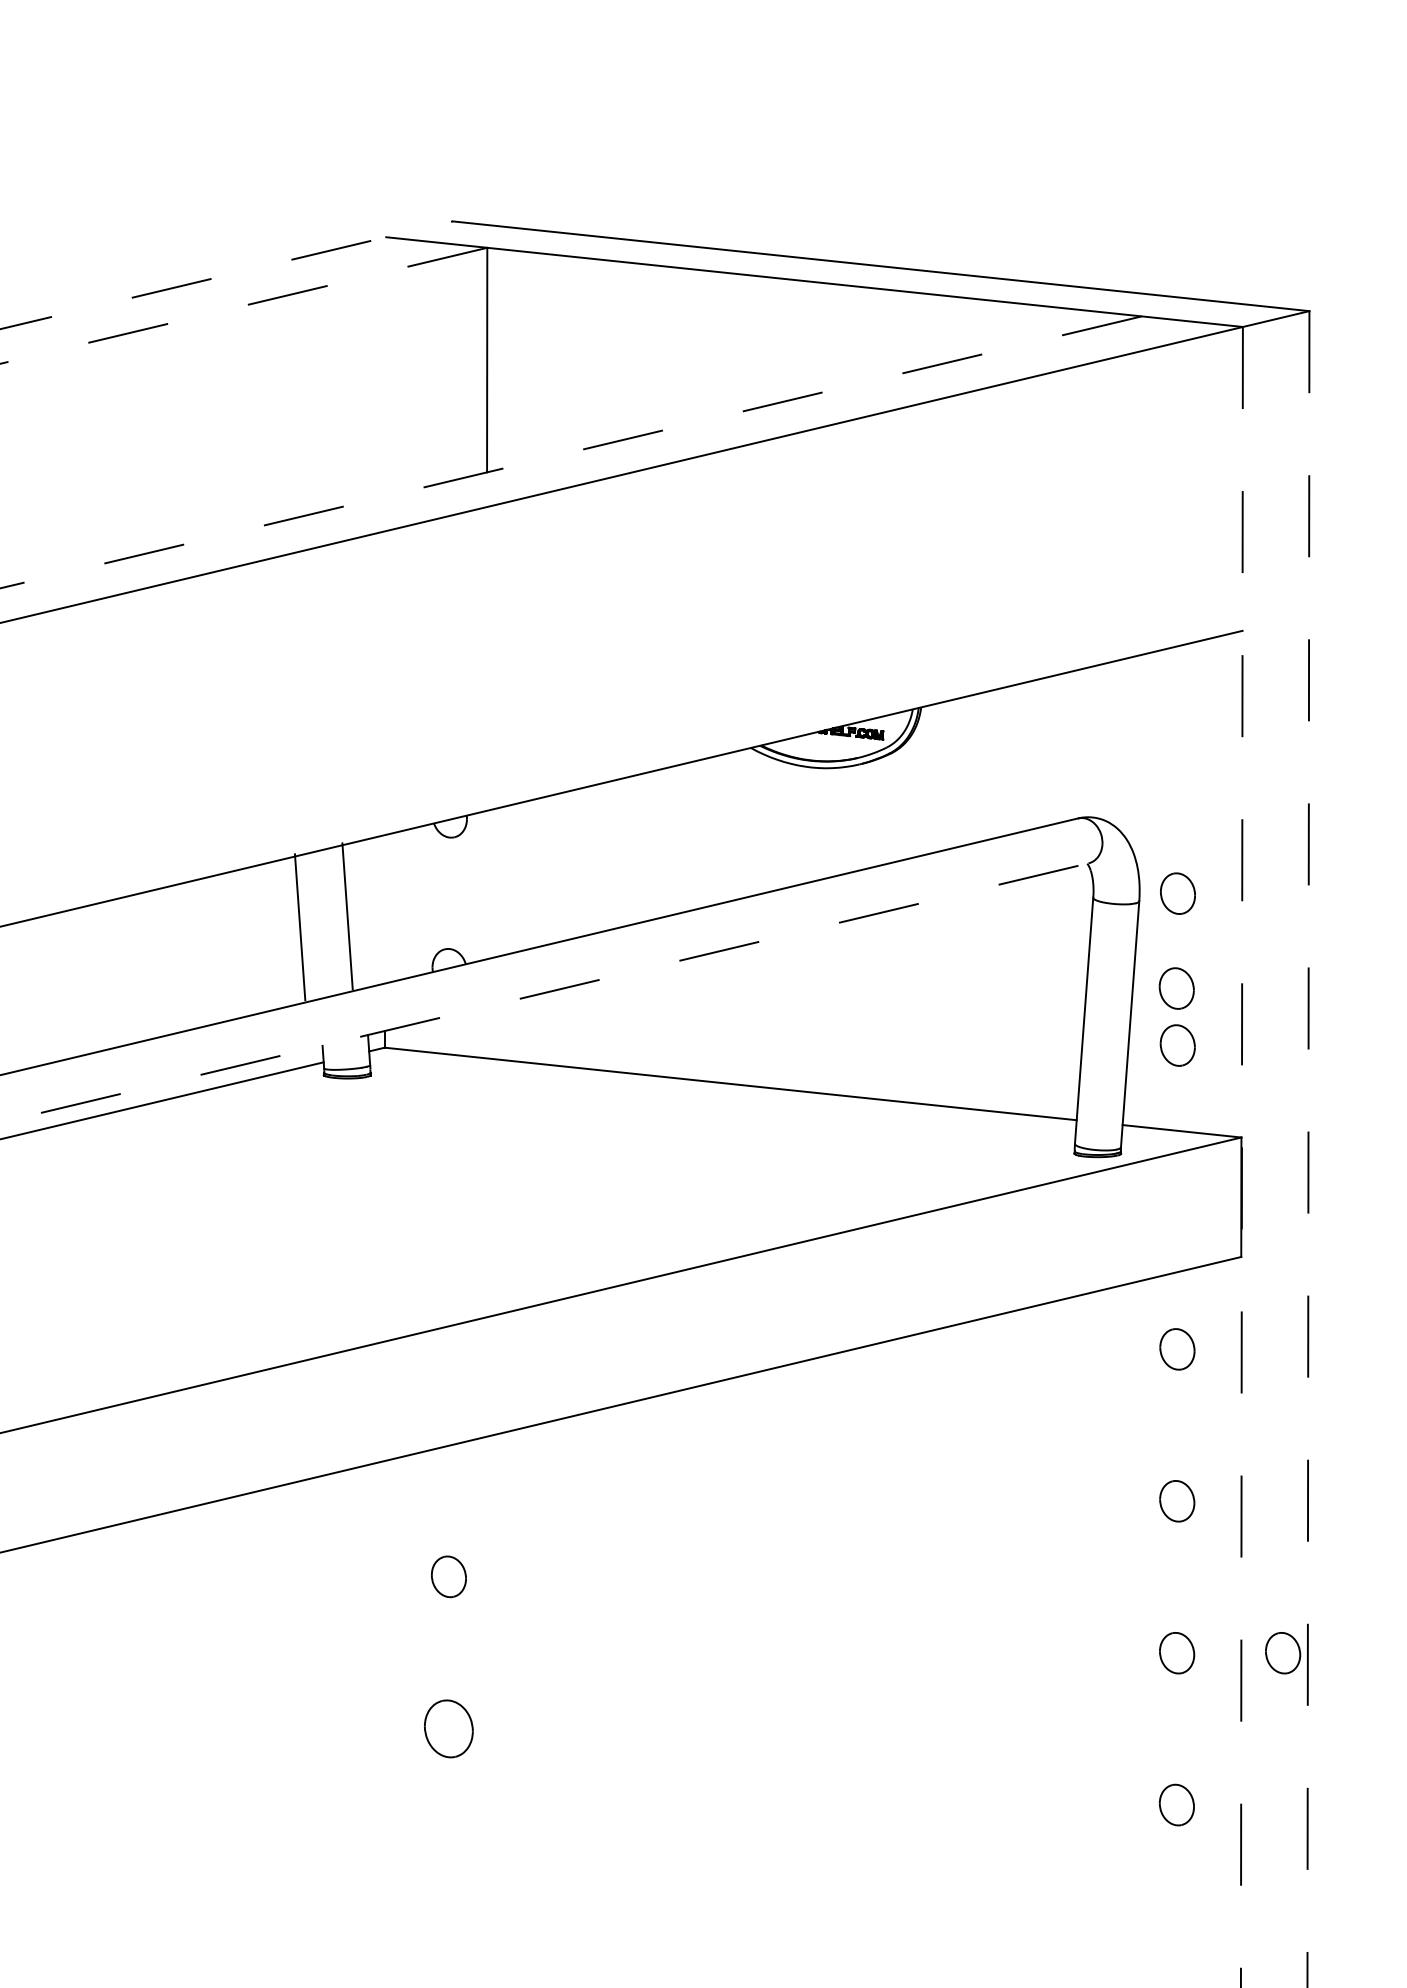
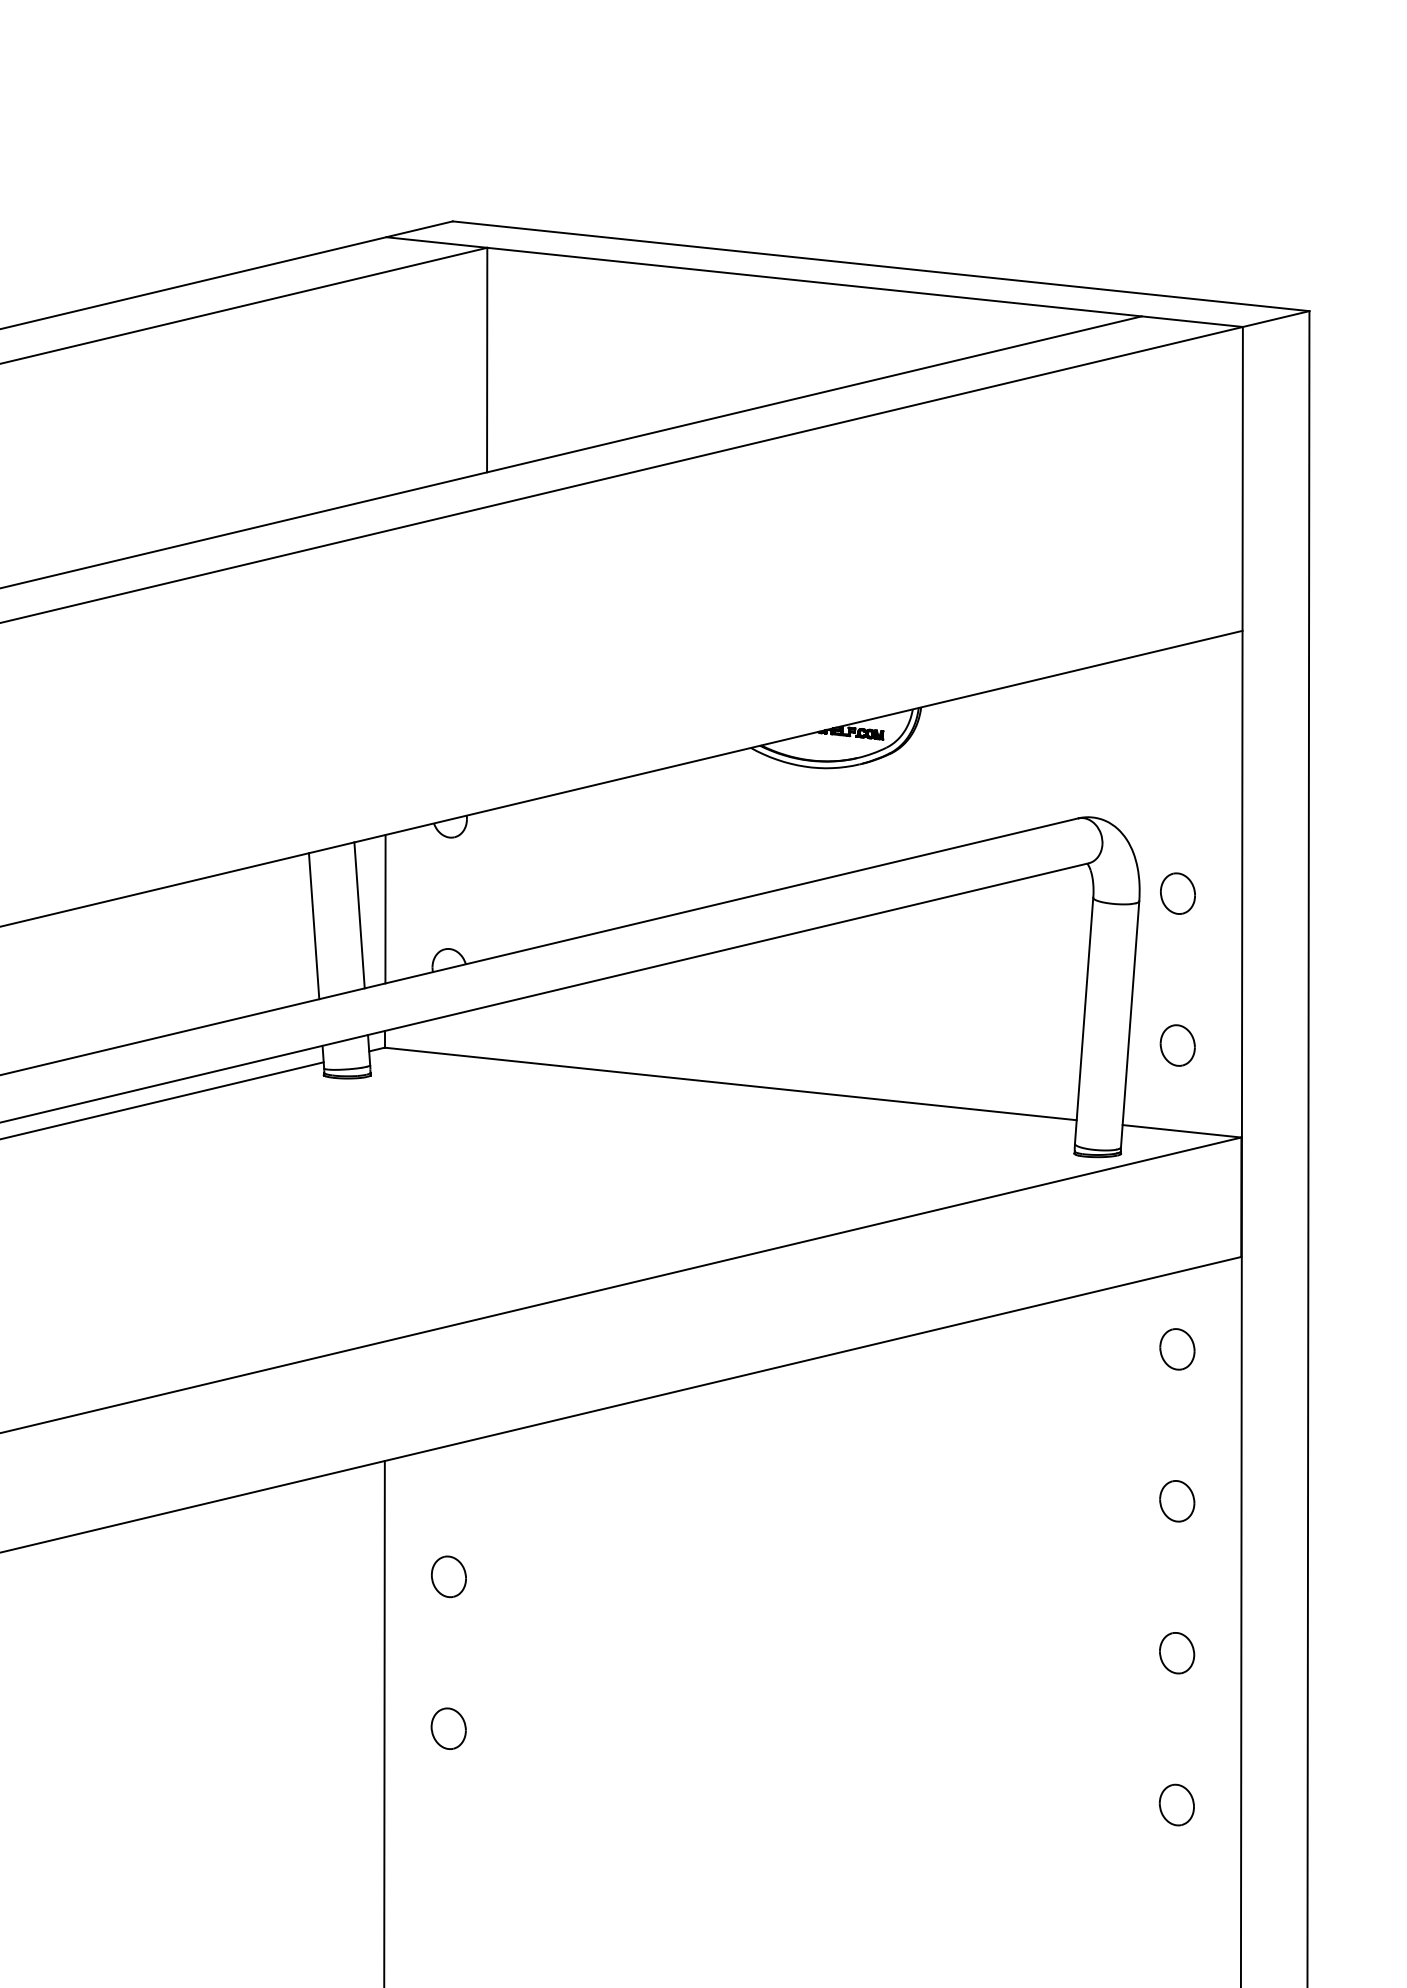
line: dashed -> solid (227, 275)
line: dashed -> solid (243, 305)
line: dashed -> solid (571, 452)
line: none -> present (385, 908)
line position: (347, 916) -> (359, 915) (359, 915)
line position: (299, 927) -> (313, 926) (313, 926)
part: present -> none (1176, 988)
line: dashed -> solid (544, 992)
line: dashed -> solid (1308, 1149)
line: dashed -> solid (1241, 1157)
part: present -> none (1283, 1653)
line: none -> present (384, 1722)
part size: 50x60 px -> 37x43 px (448, 1728)
